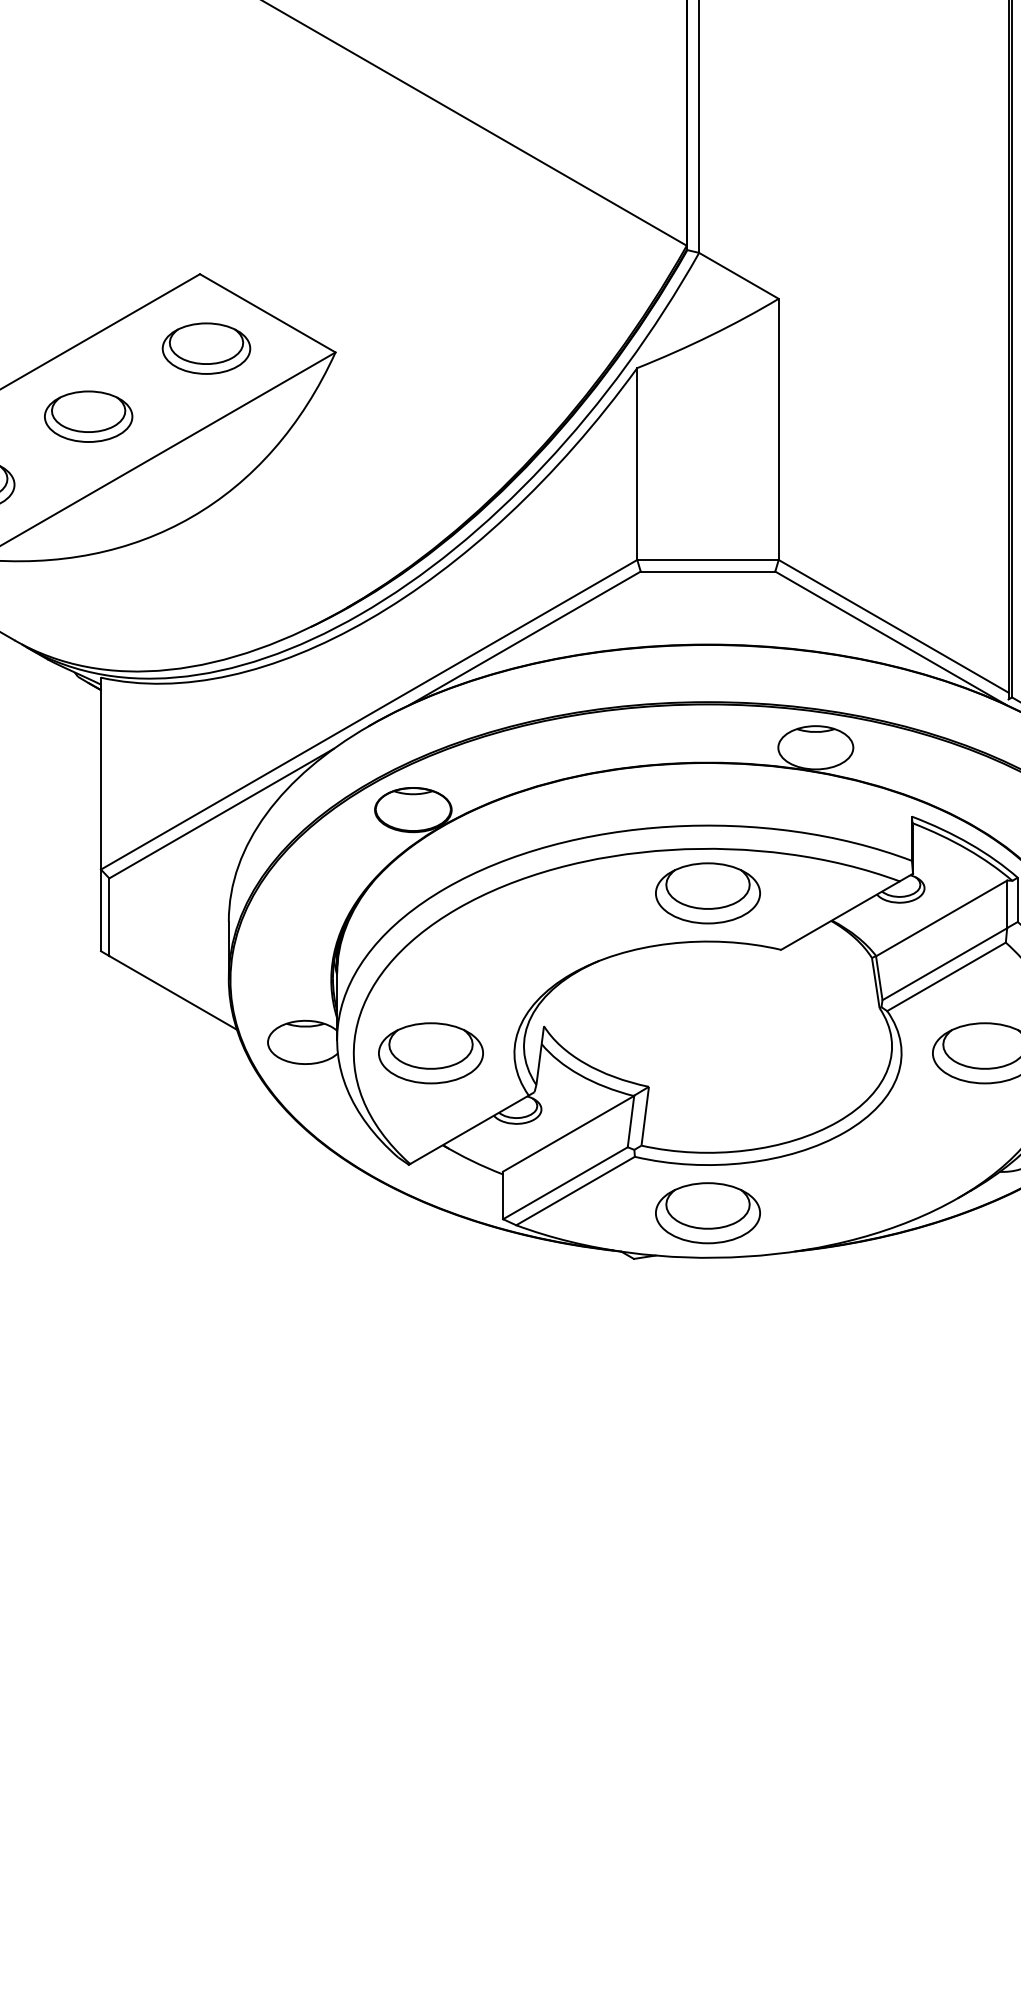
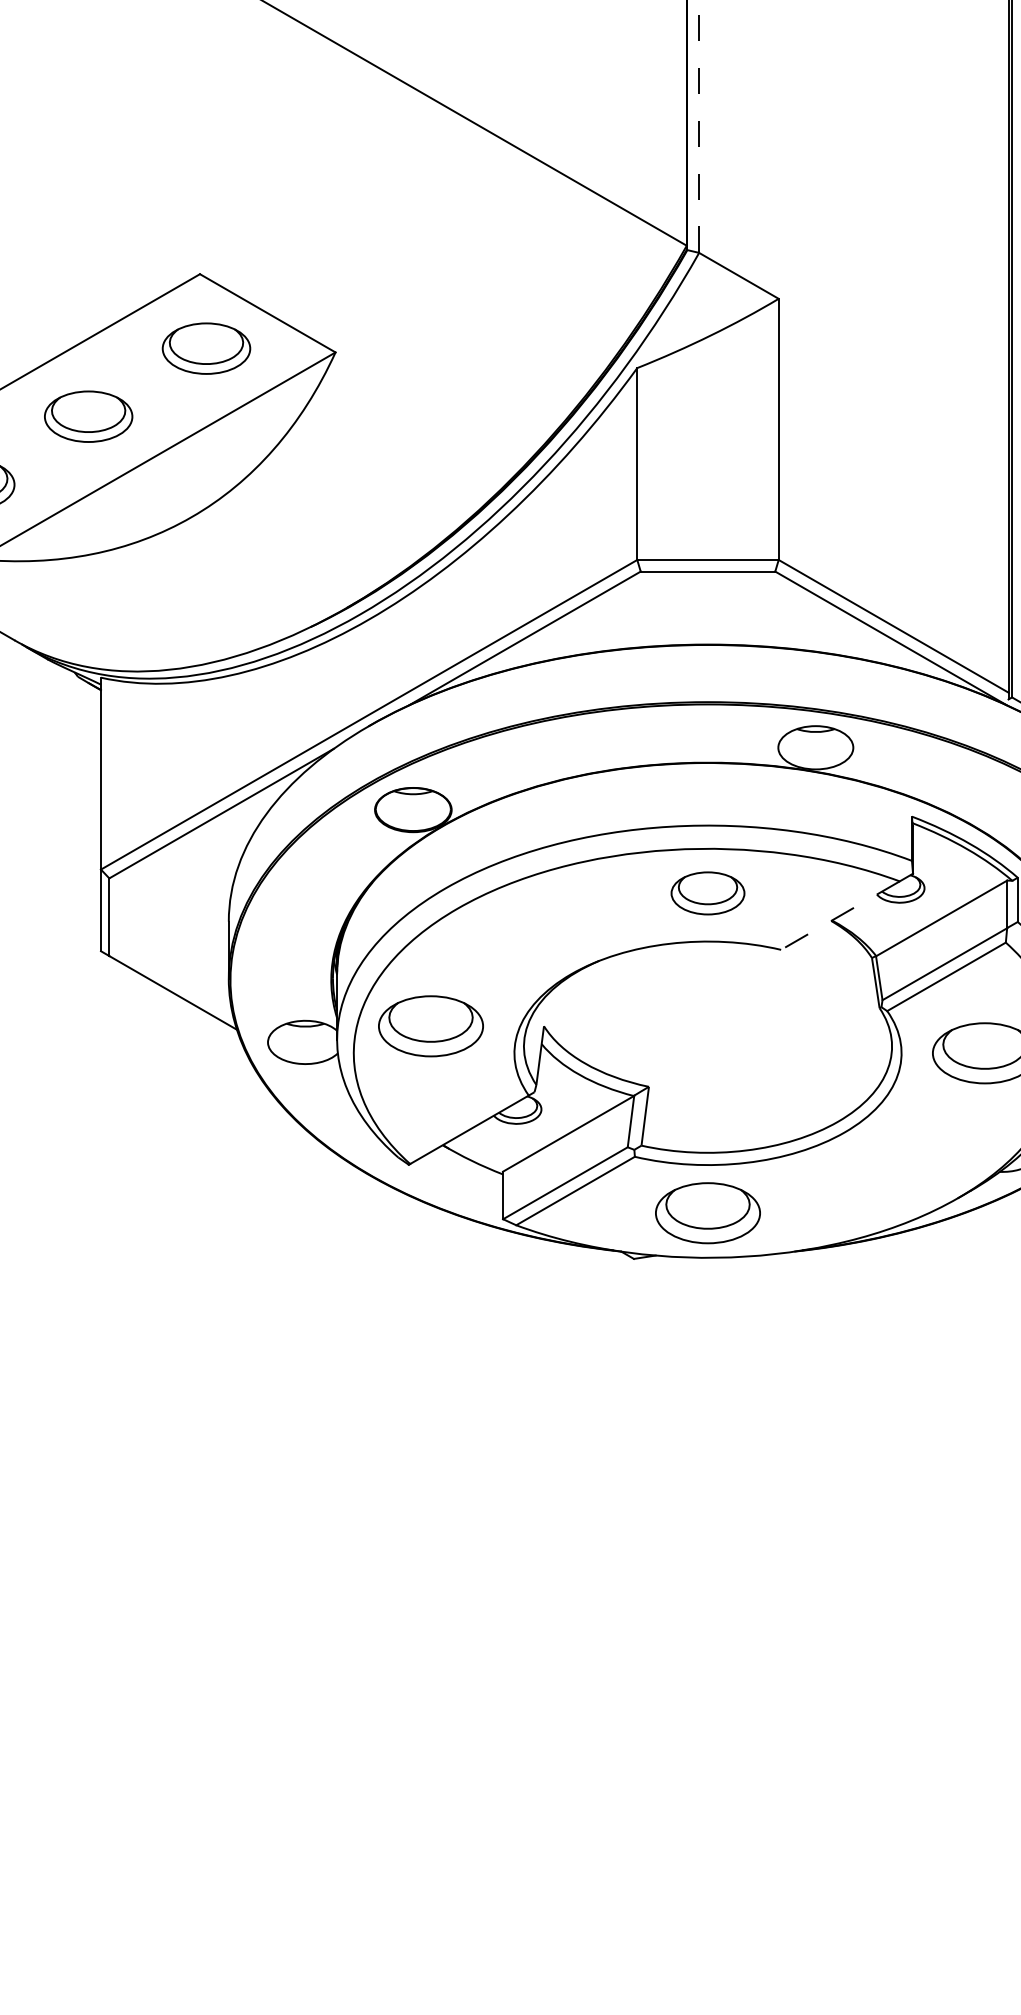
line: solid -> dashed (699, 126)
part size: 106x63 px -> 76x45 px (707, 893)
line: solid -> dashed (840, 915)
part position: (430, 1053) -> (430, 1026) (430, 1026)
